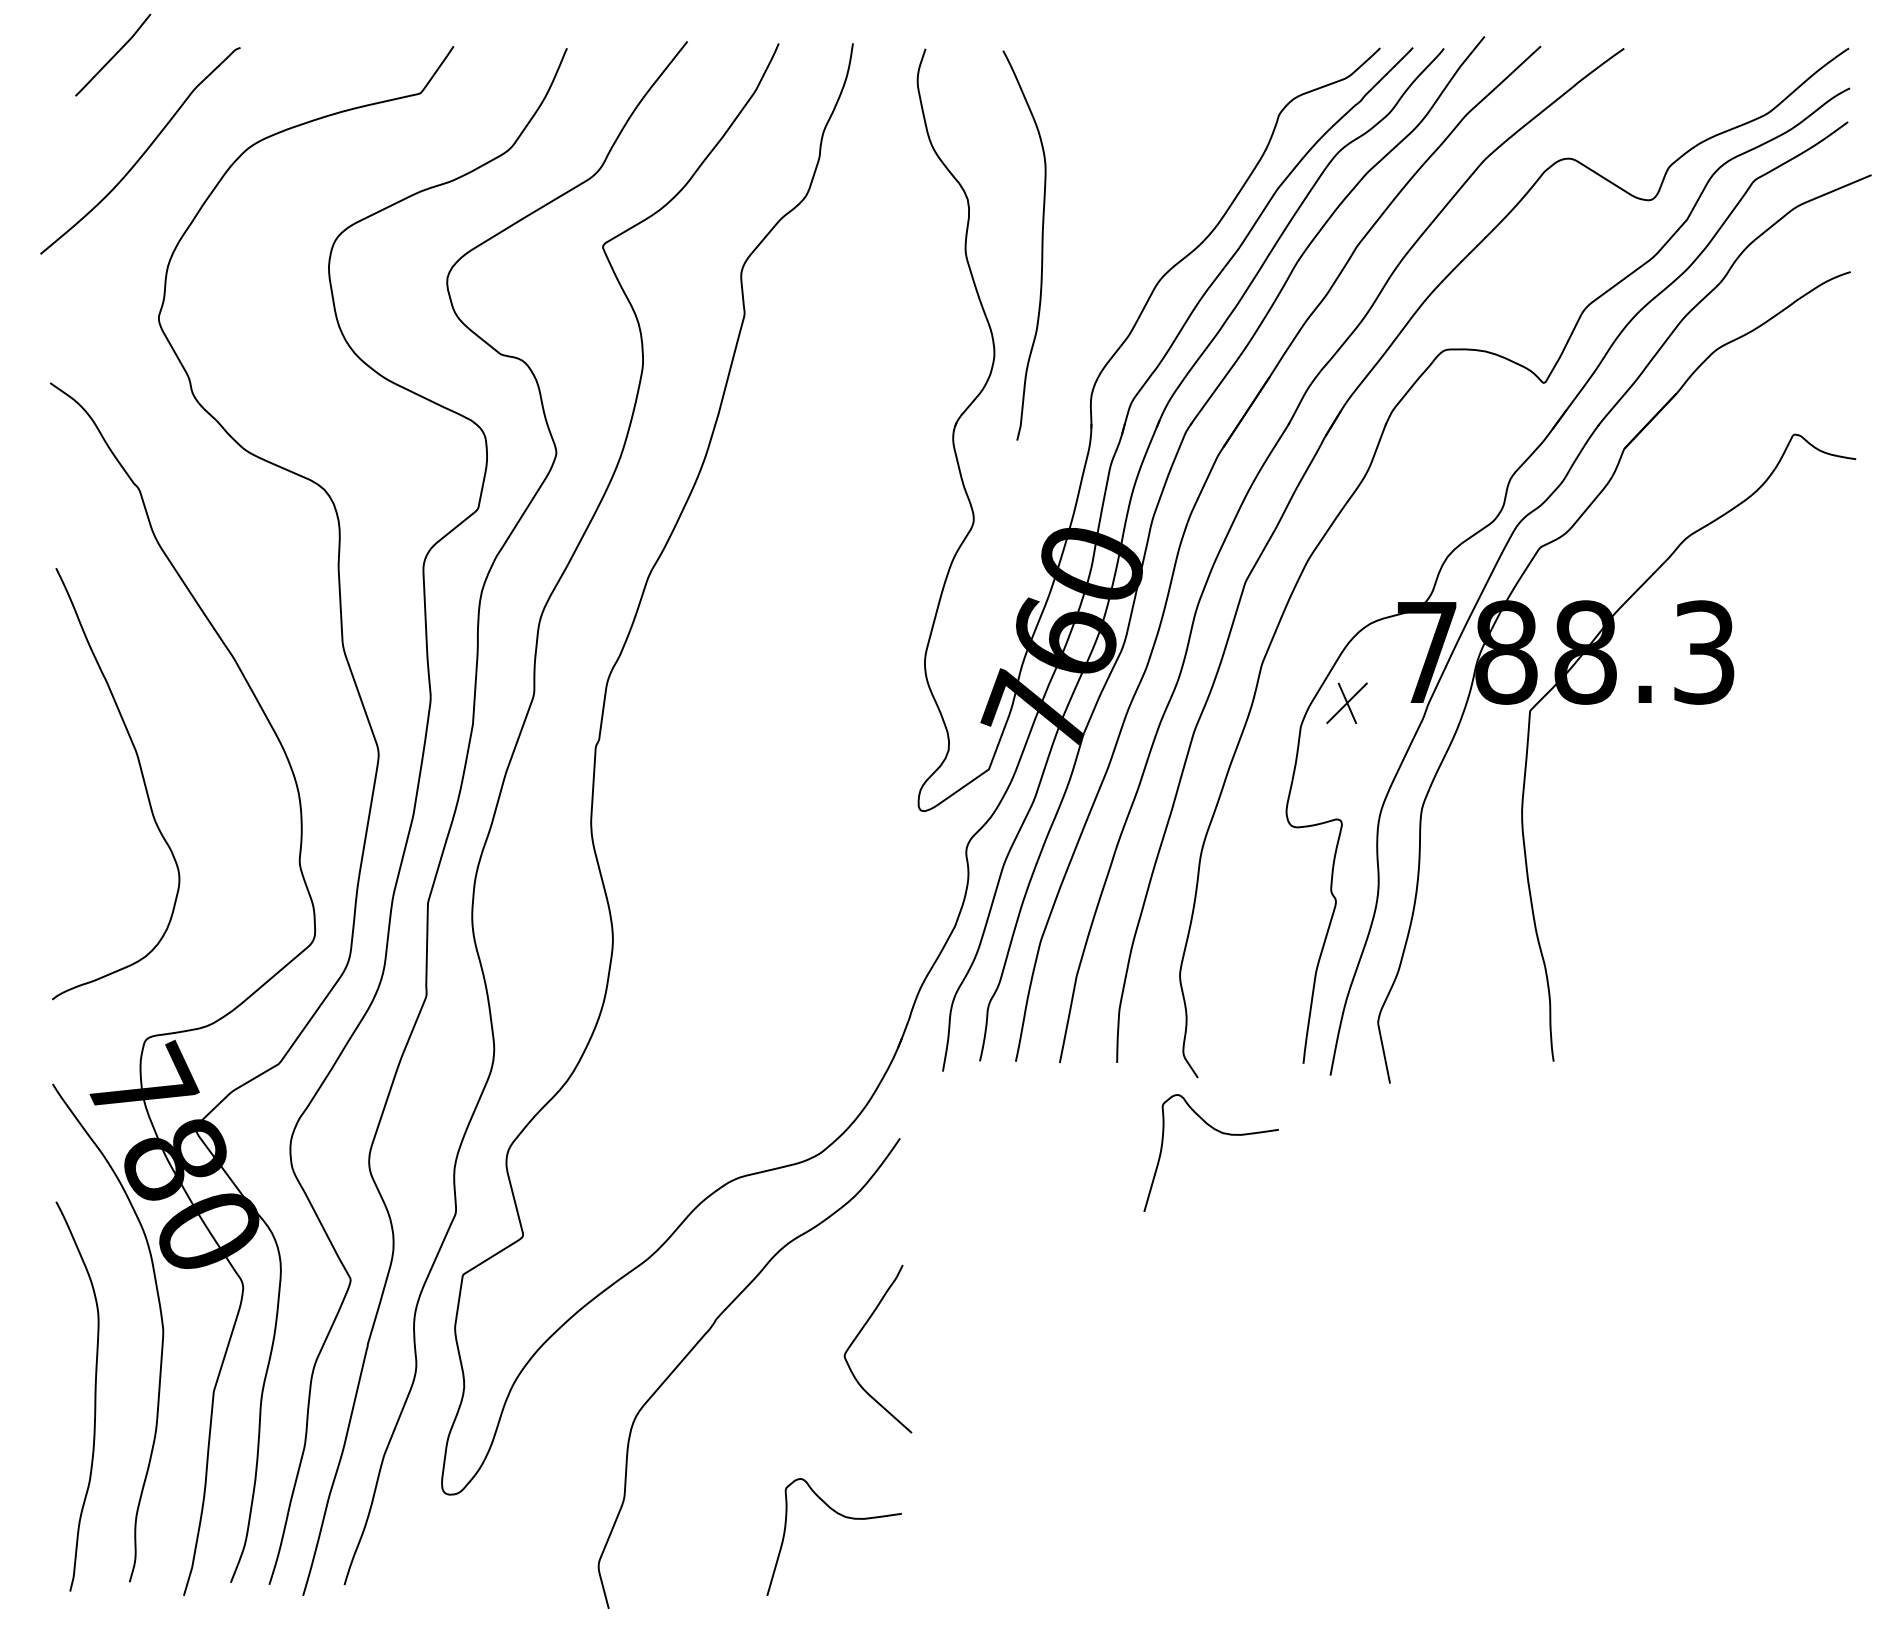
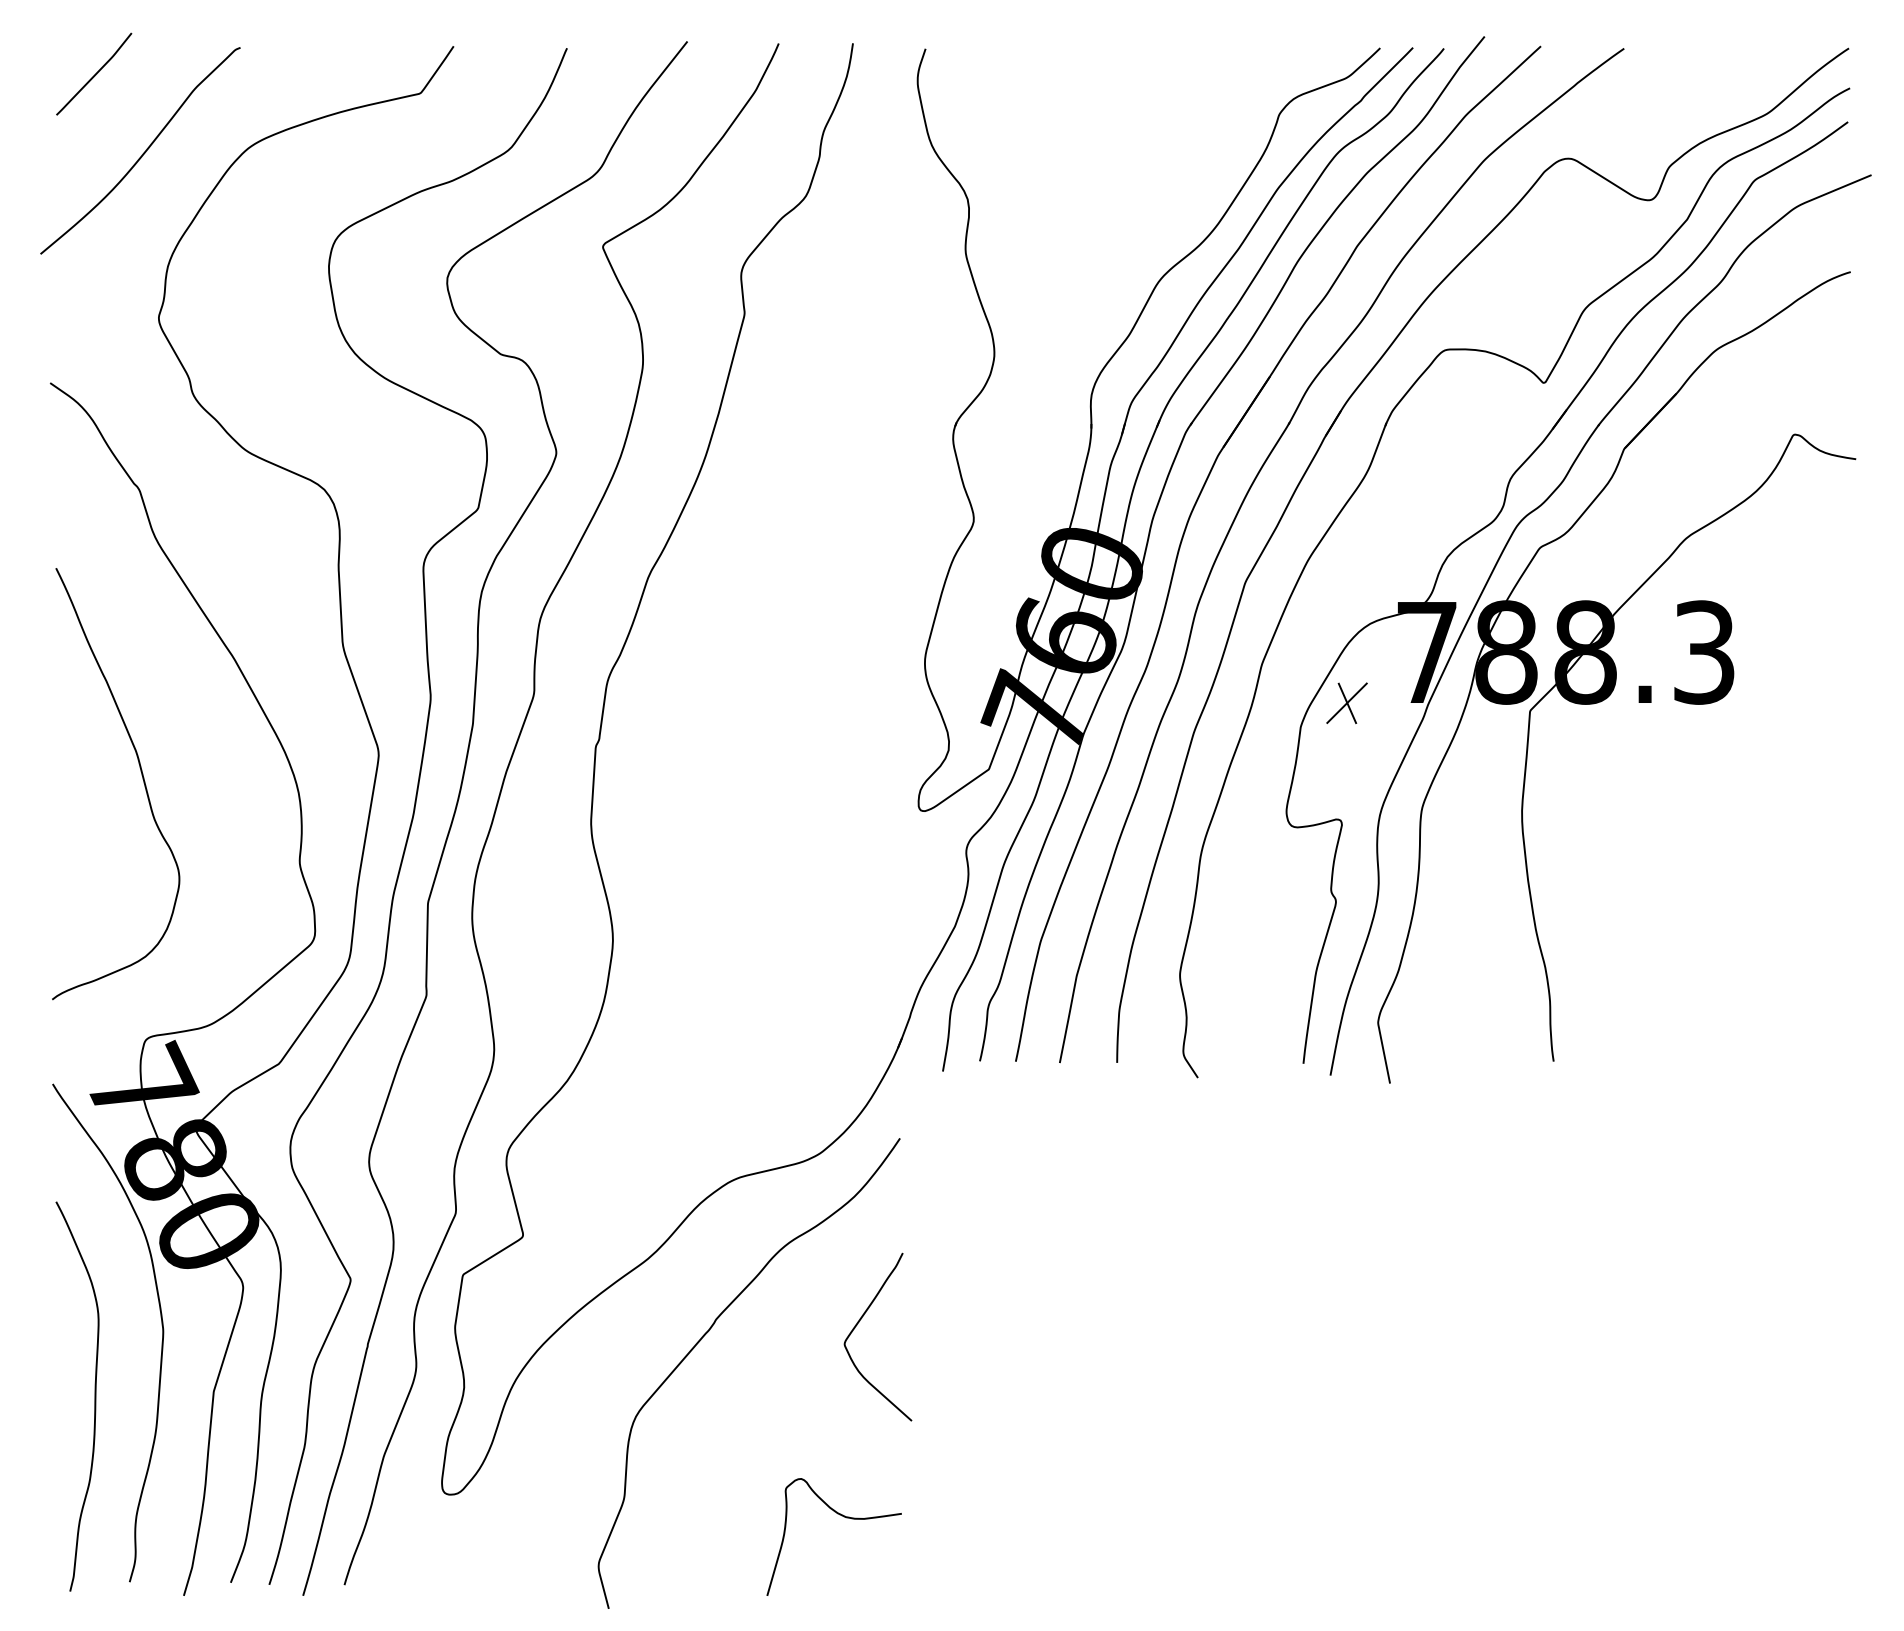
curve position: (114, 54) -> (95, 73) (95, 73)
curve: present -> none (1041, 245)
curve: present -> none (1216, 1131)
curve position: (859, 1334) -> (859, 1322) (859, 1322)
